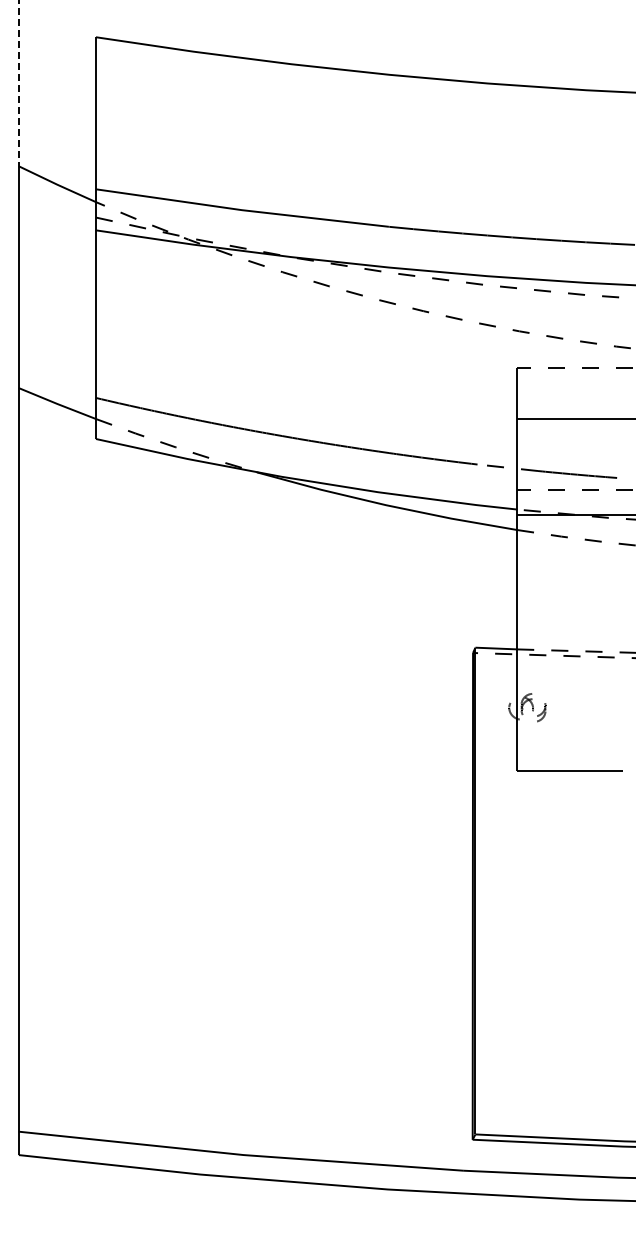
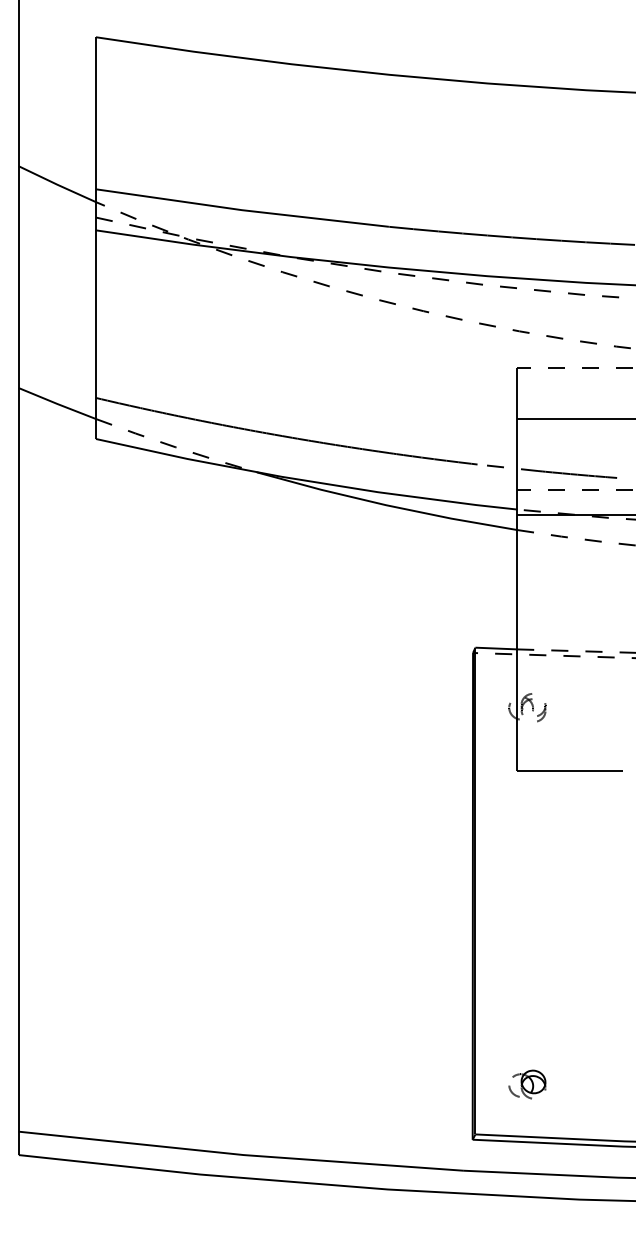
line: dashed -> solid (18, 83)
part: none -> present (527, 1084)
